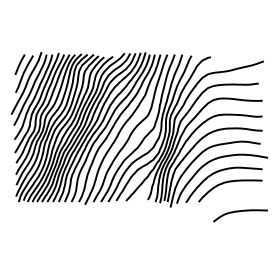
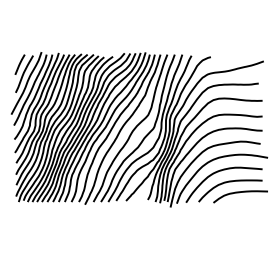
curve position: (239, 212) -> (239, 193) (239, 193)
